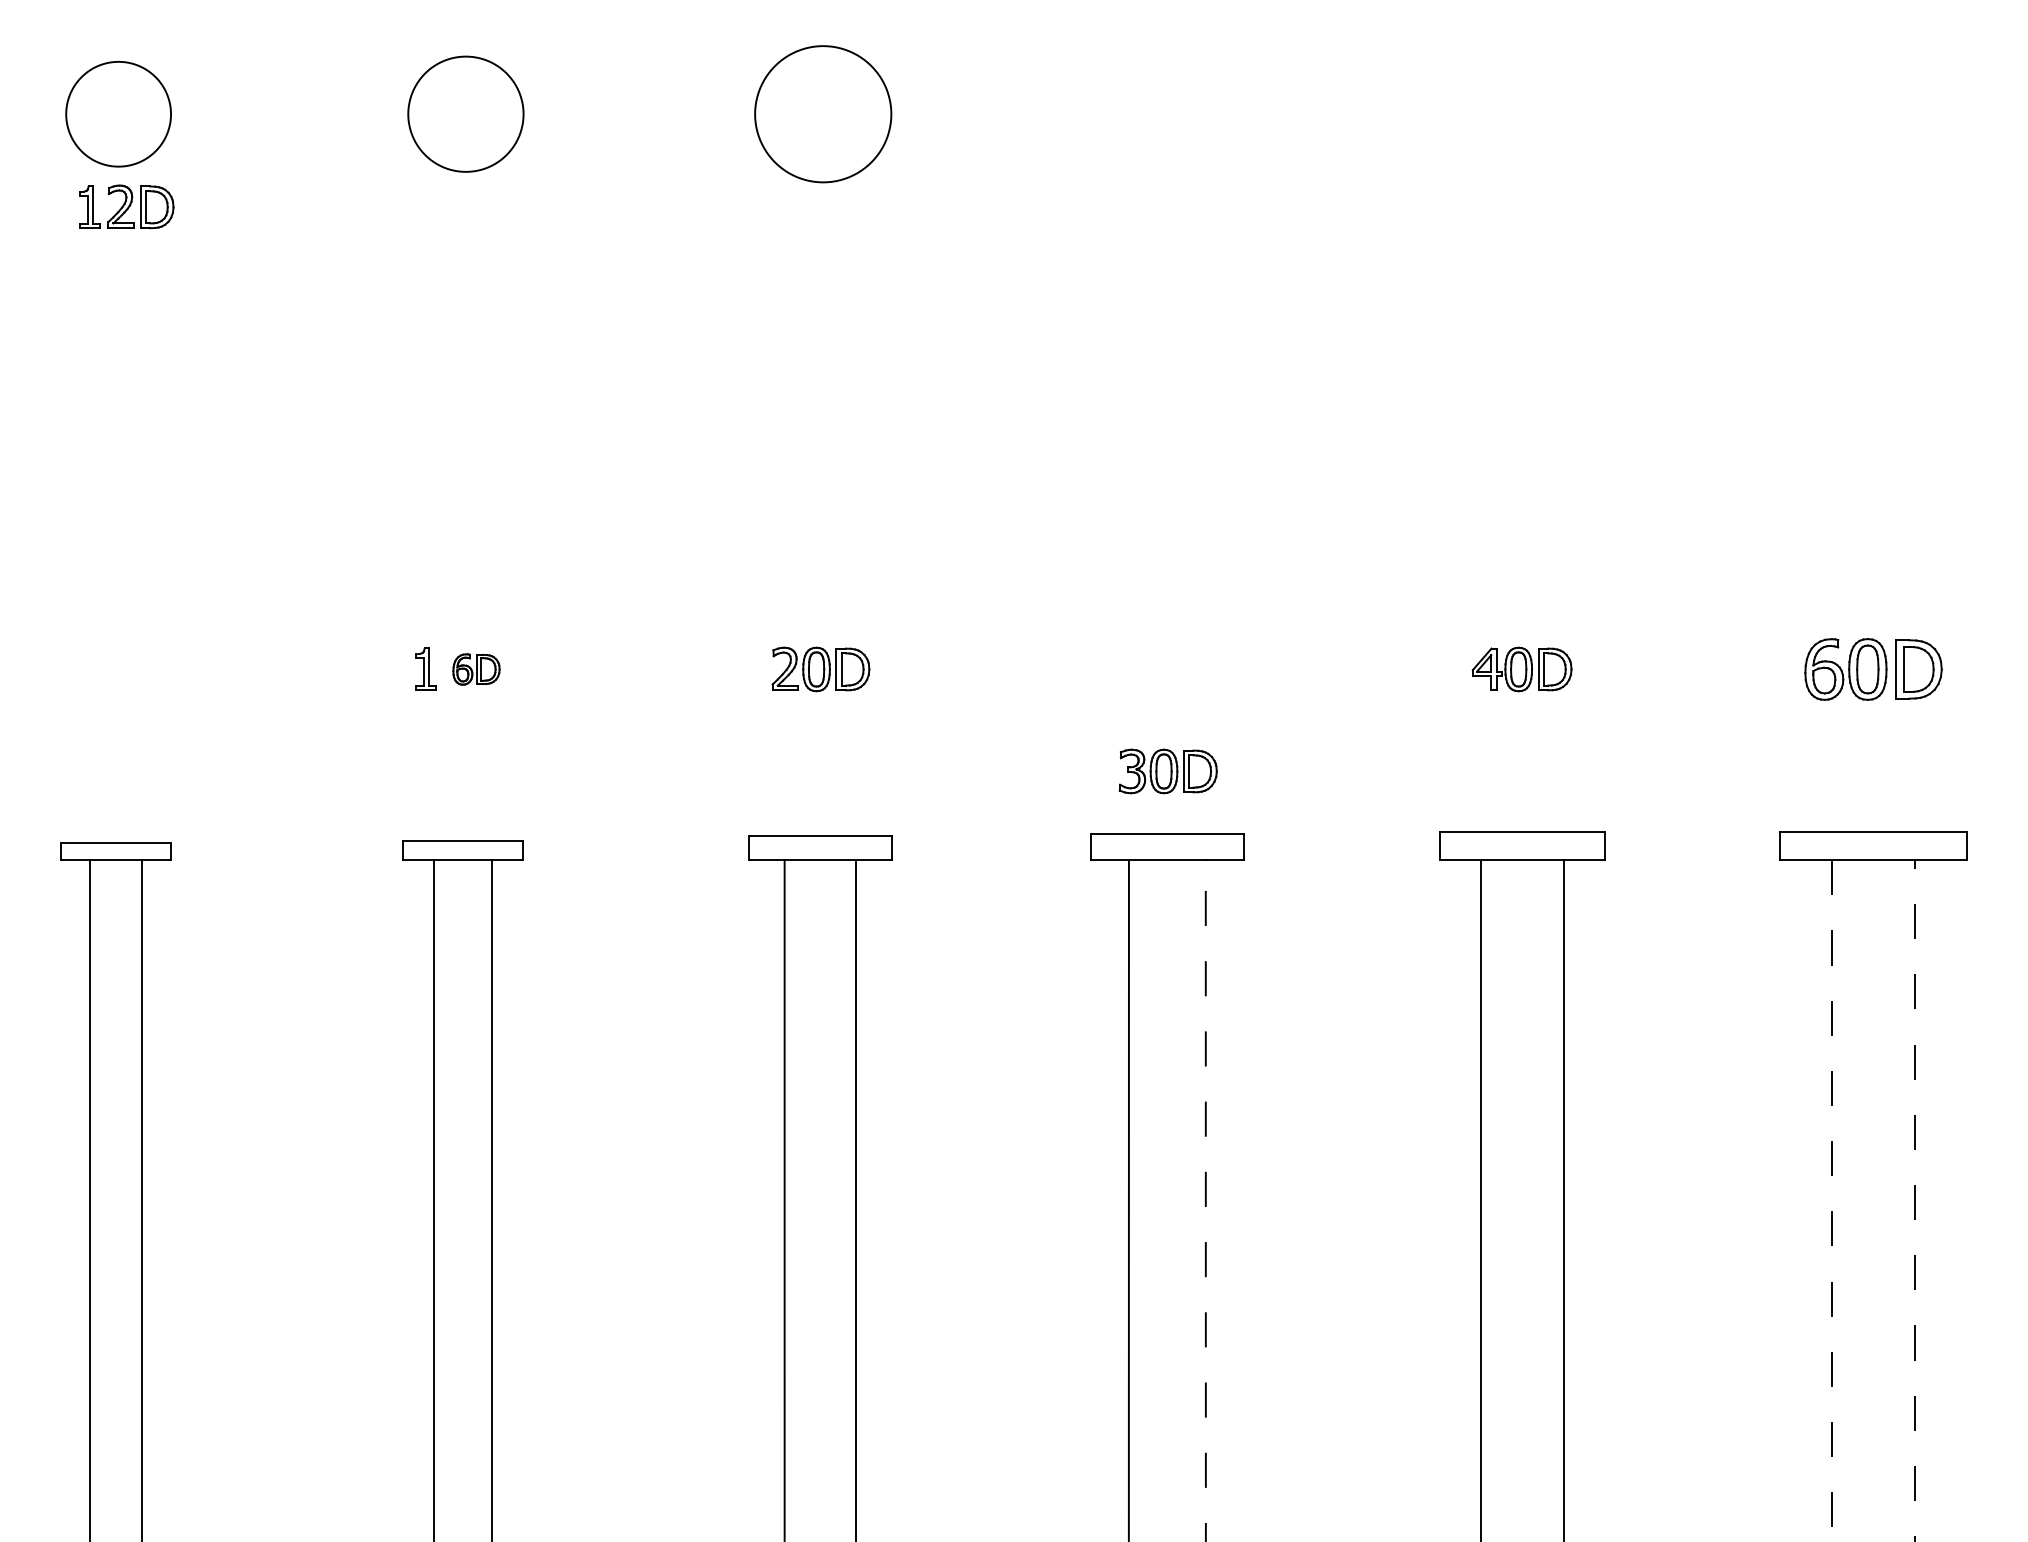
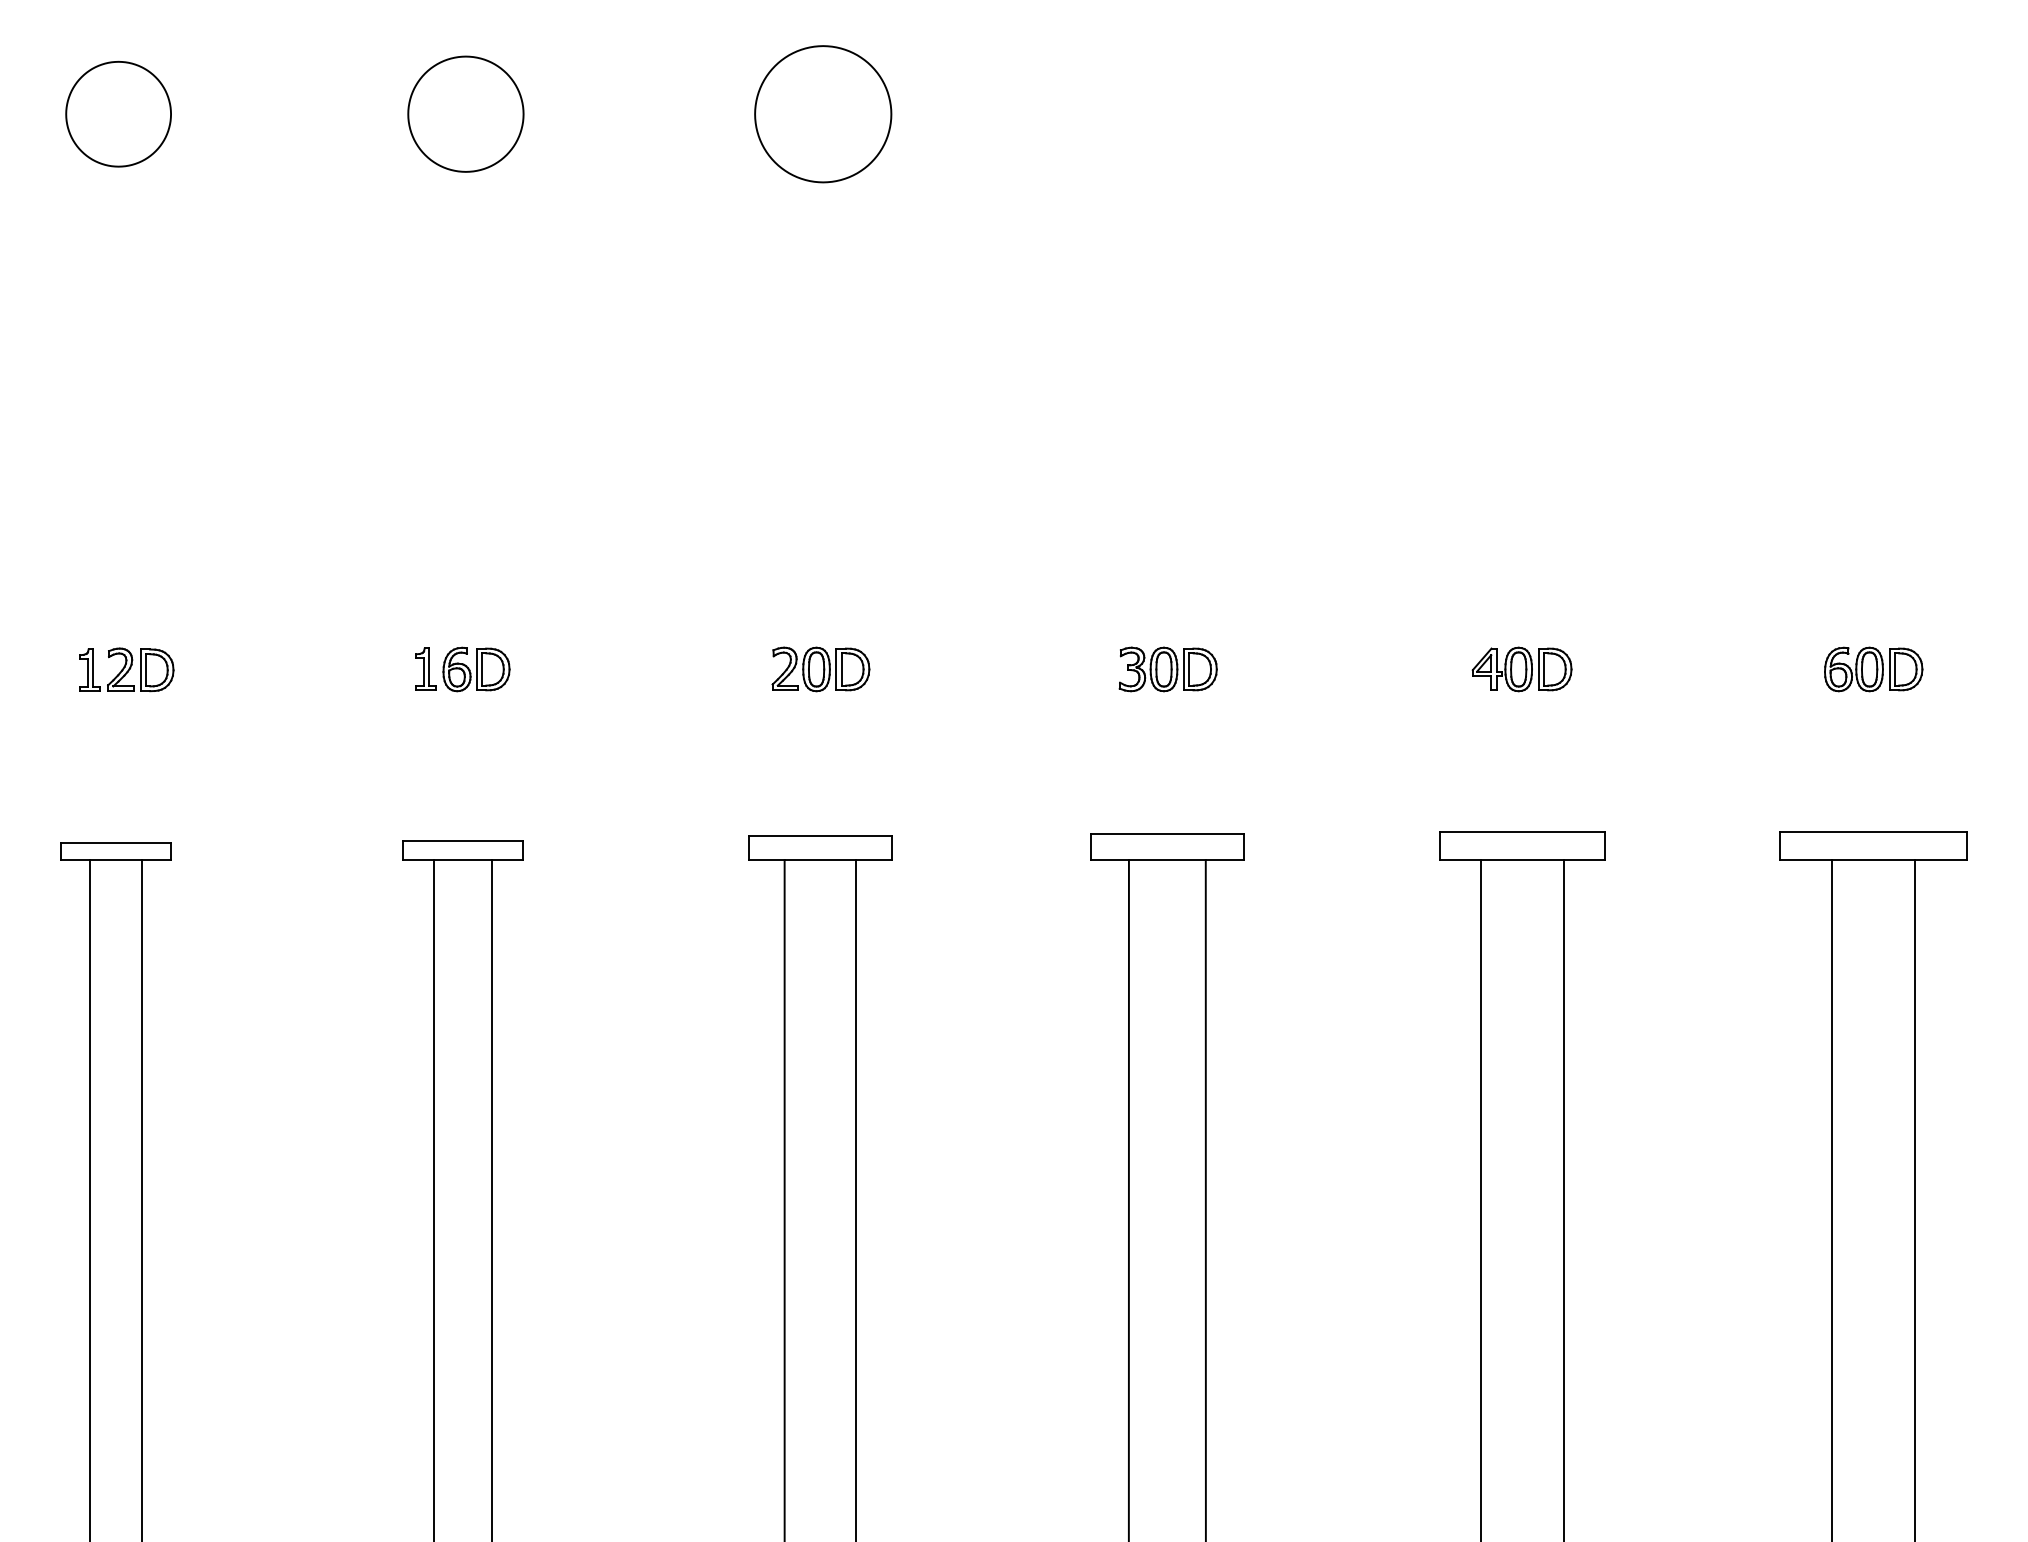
part position: (126, 206) -> (126, 669) (126, 669)
part size: 49x33 px -> 69x47 px (476, 669)
part size: 139x63 px -> 100x47 px (1873, 669)
part position: (1167, 771) -> (1167, 669) (1167, 669)
line: dashed -> solid (1205, 1201)
line: dashed -> solid (1831, 1201)
line: dashed -> solid (1915, 1201)
